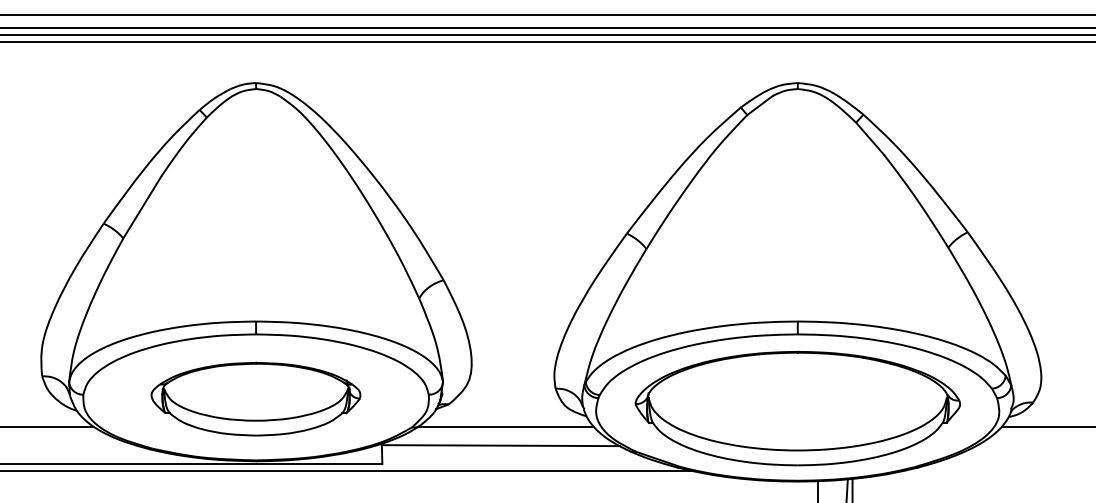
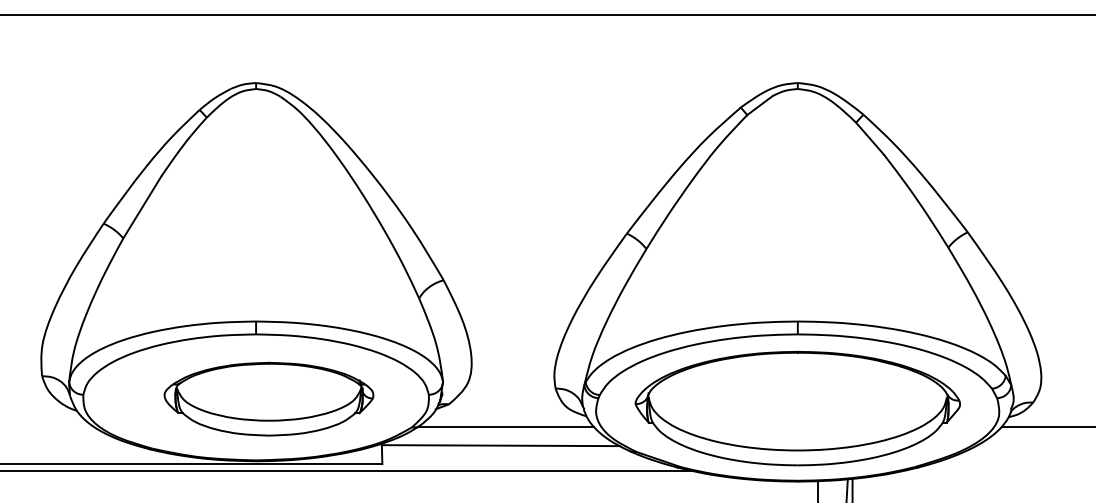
line: present -> none (547, 27)
line: present -> none (547, 34)
line: present -> none (547, 42)
part position: (255, 398) -> (268, 398) (268, 398)
line: present -> none (48, 427)
